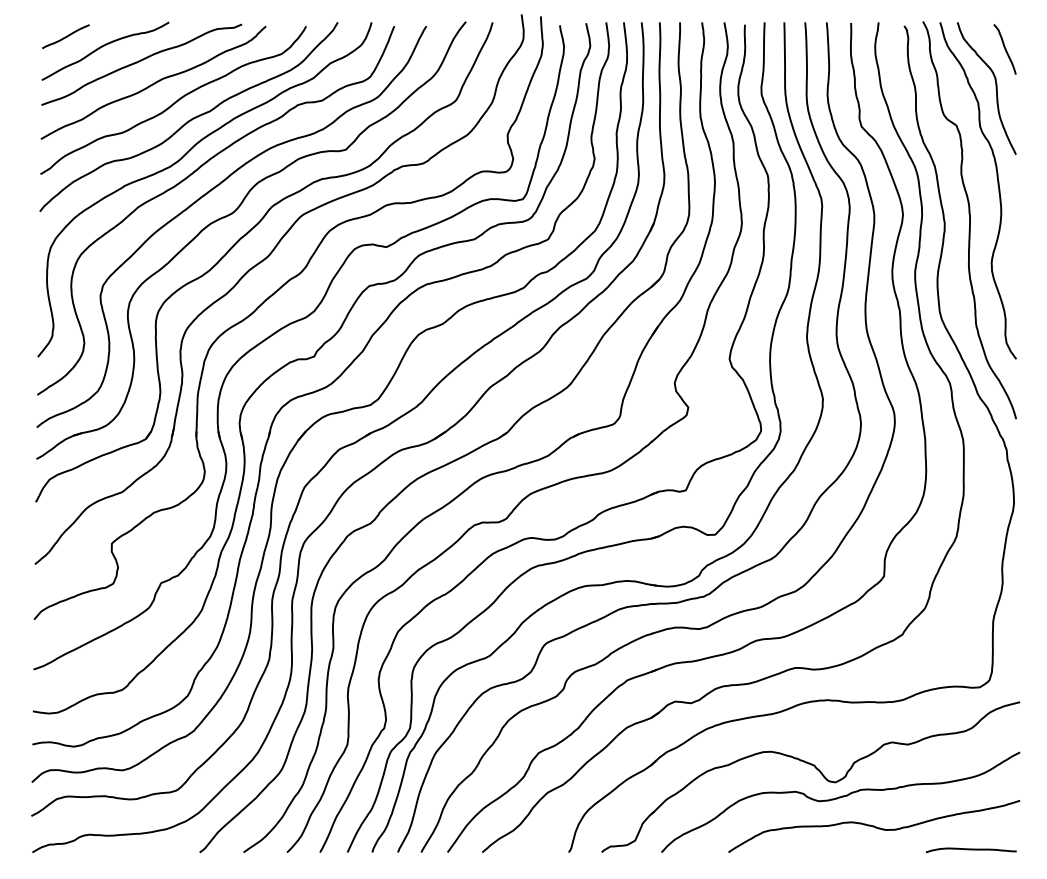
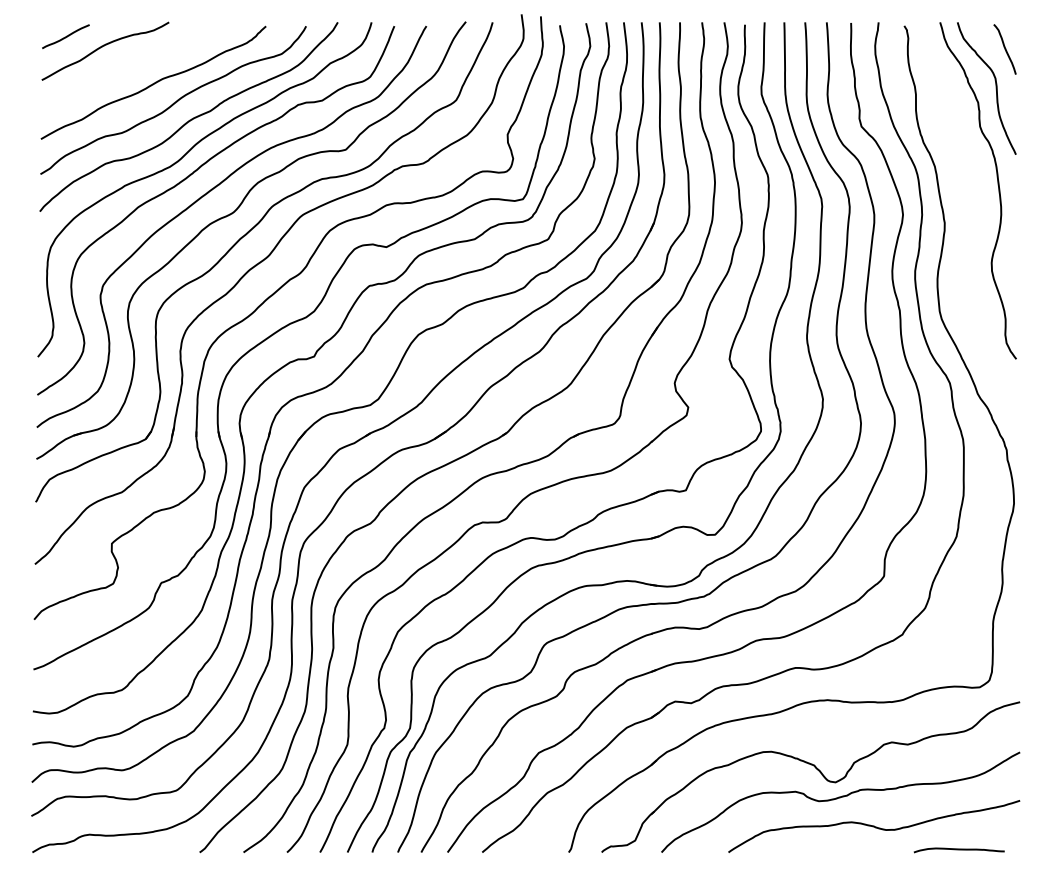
curve: present -> none (139, 62)
curve: present -> none (969, 220)
curve position: (970, 850) -> (958, 850) (958, 850)
